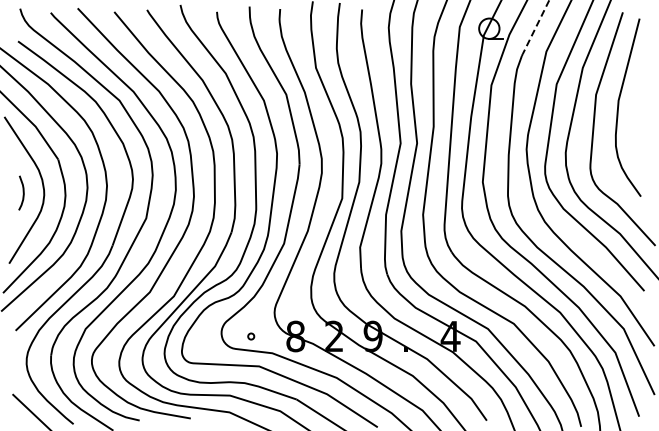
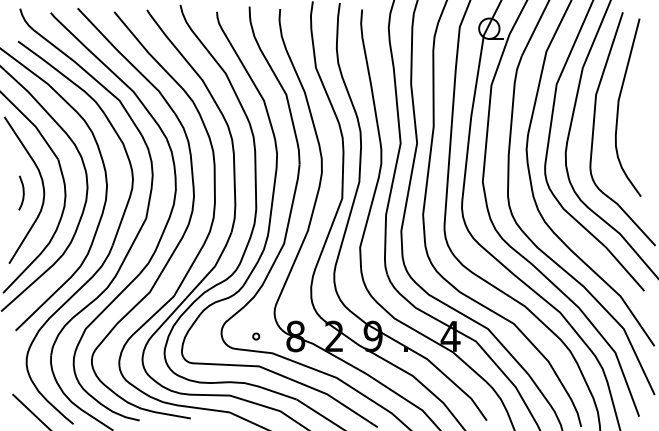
line: dashed -> solid (535, 29)
circle position: (251, 336) -> (256, 336) (256, 336)
